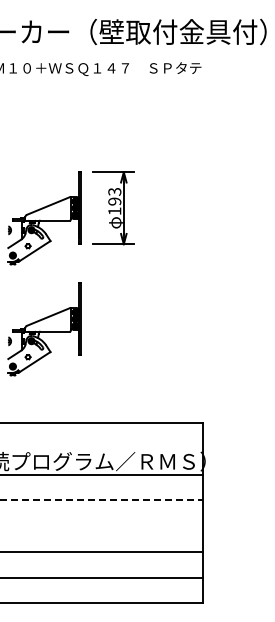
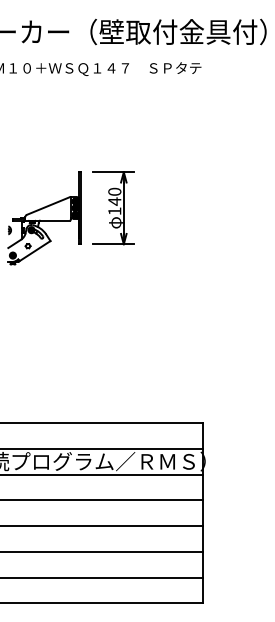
text: 193 -> 140 (114, 196)
part: present -> none (44, 329)
line: none -> present (102, 449)
line: dashed -> solid (101, 500)
line: none -> present (102, 526)
